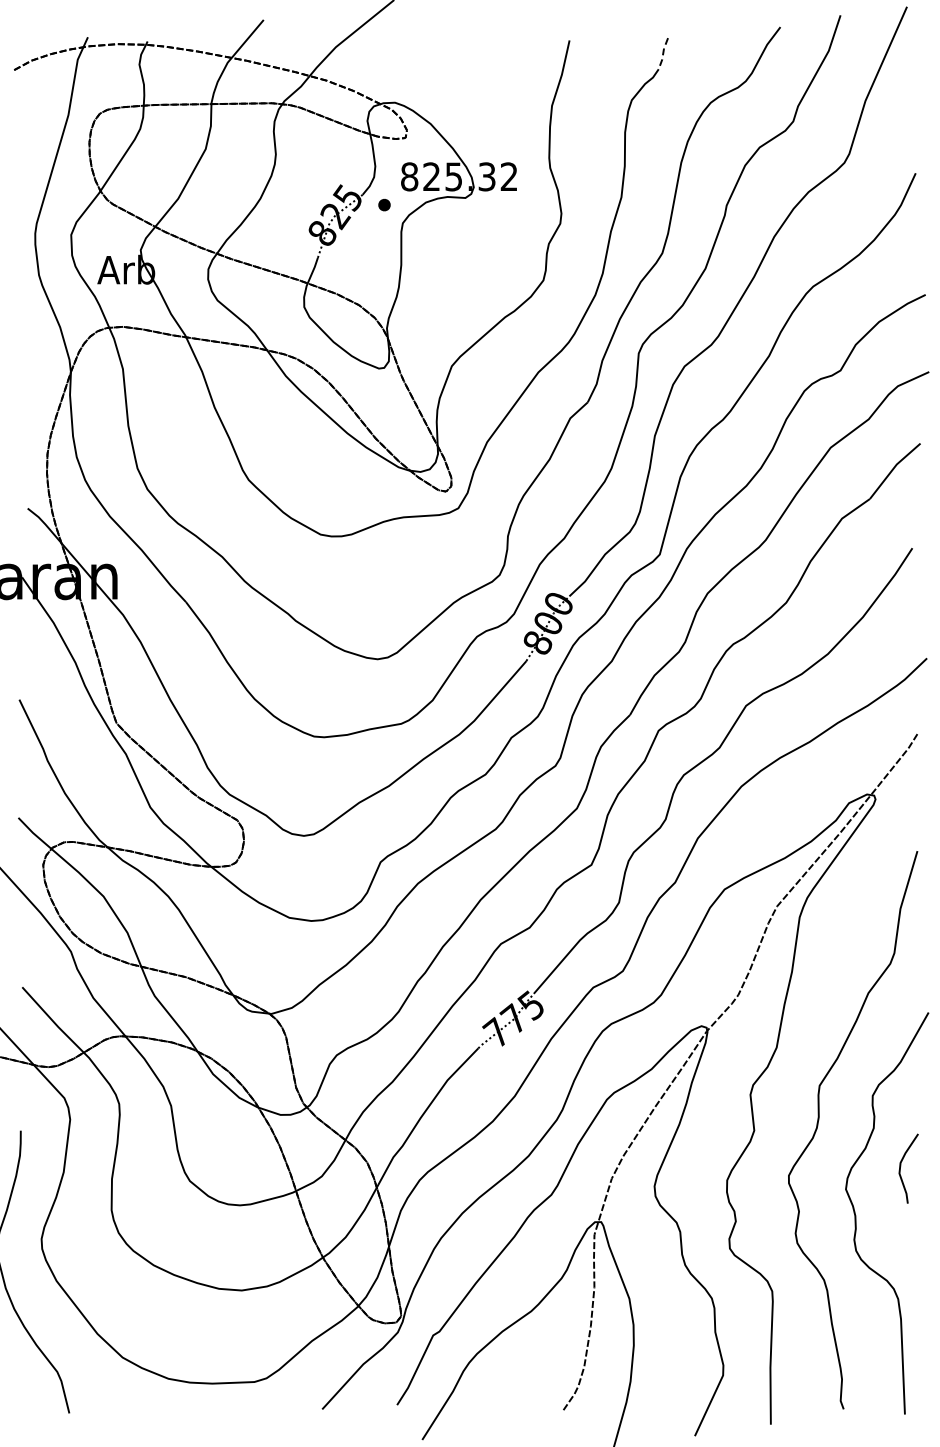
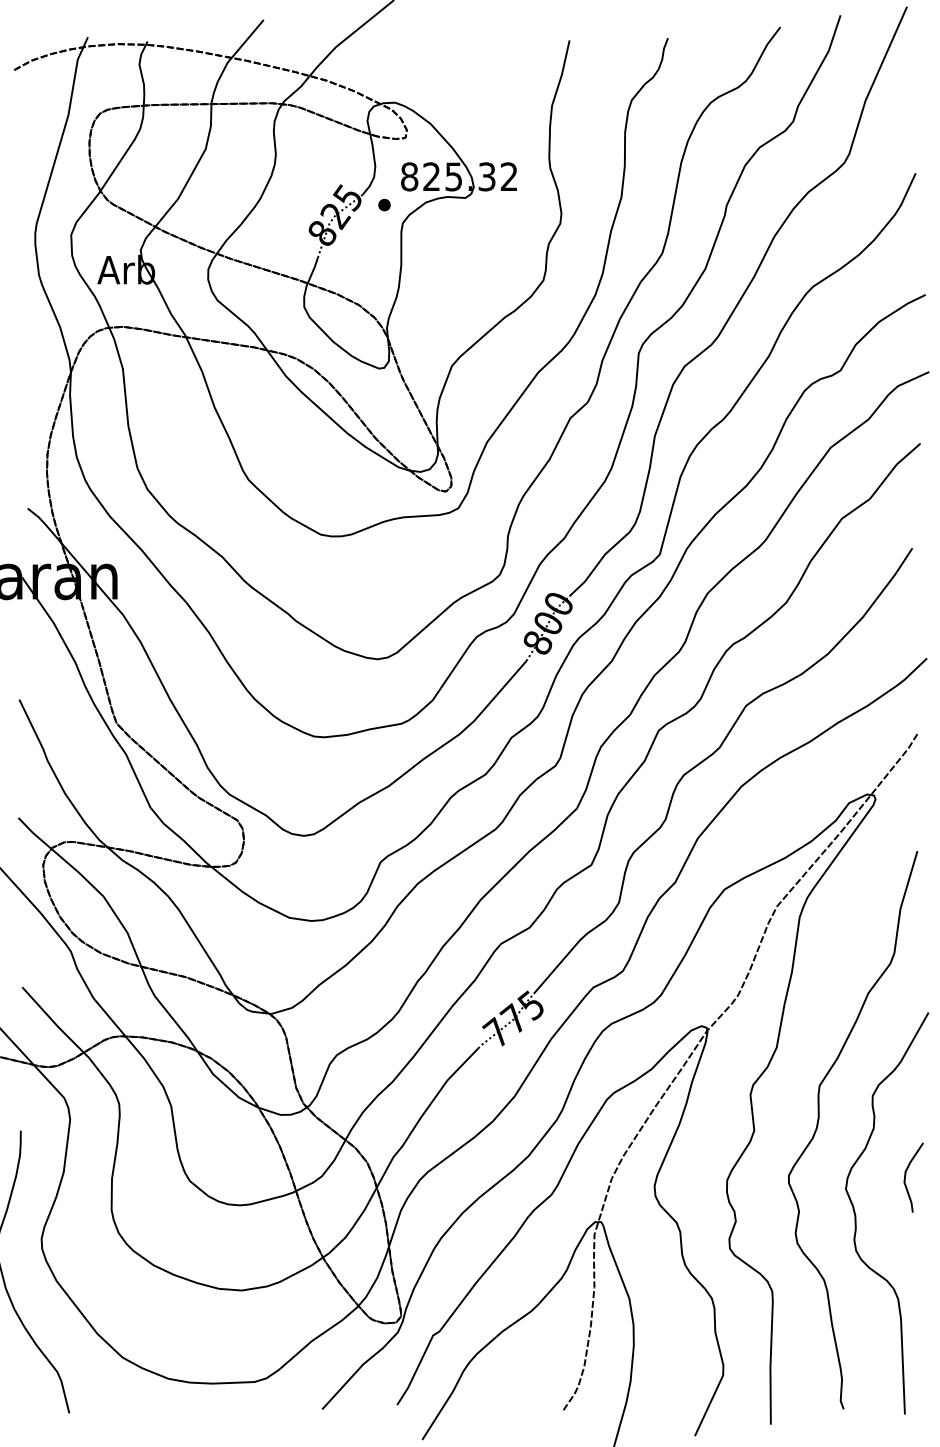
line: dashed -> solid (663, 53)
curve position: (901, 1166) -> (906, 1175) (906, 1175)
